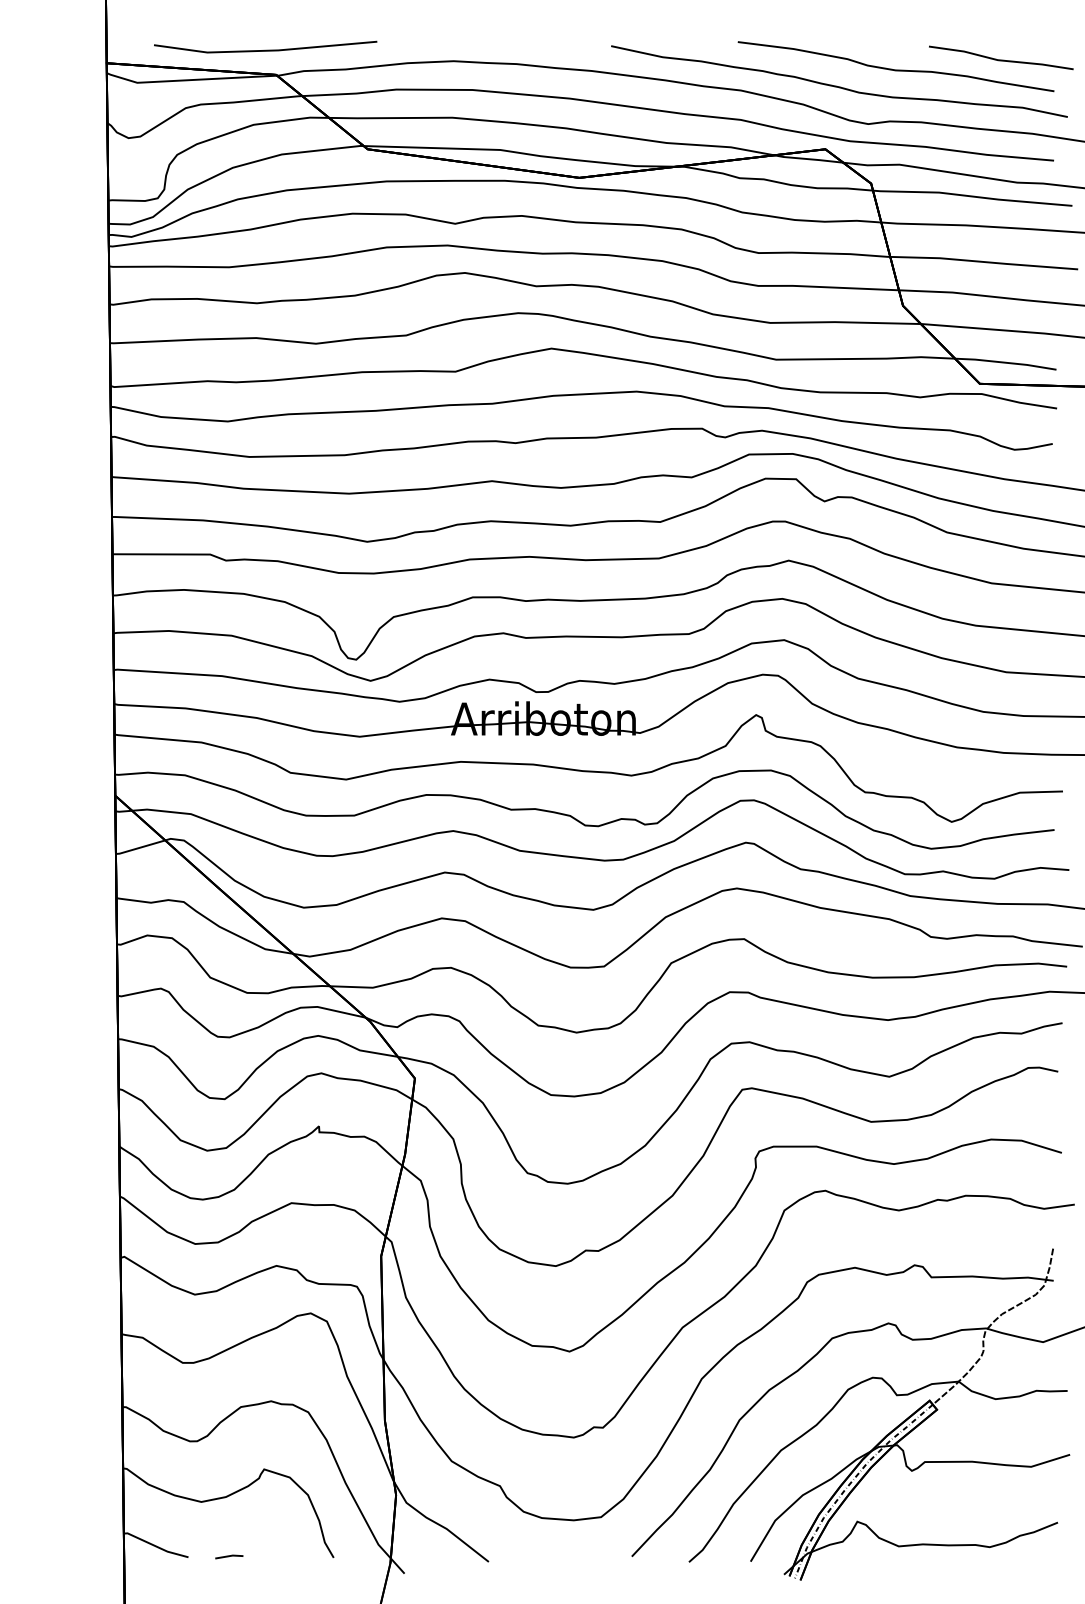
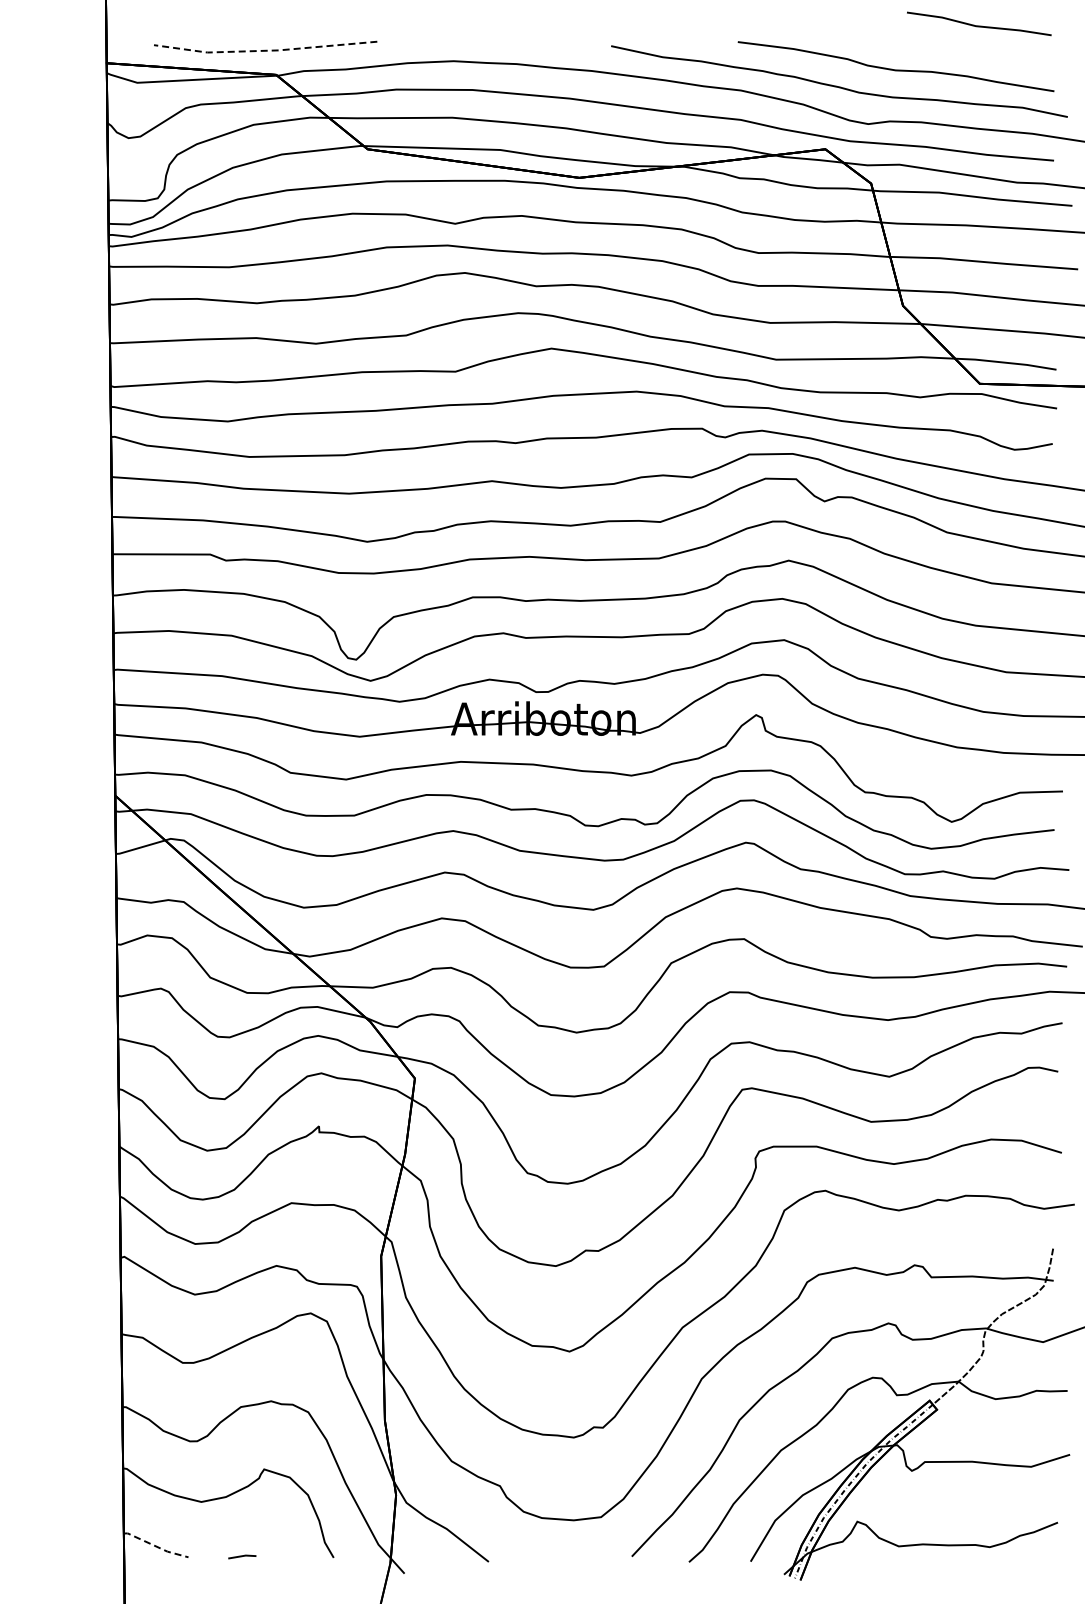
line: solid -> dashed (265, 50)
line position: (1001, 59) -> (979, 25) (979, 25)
line: solid -> dashed (155, 1546)
line position: (229, 1556) -> (242, 1556) (242, 1556)
